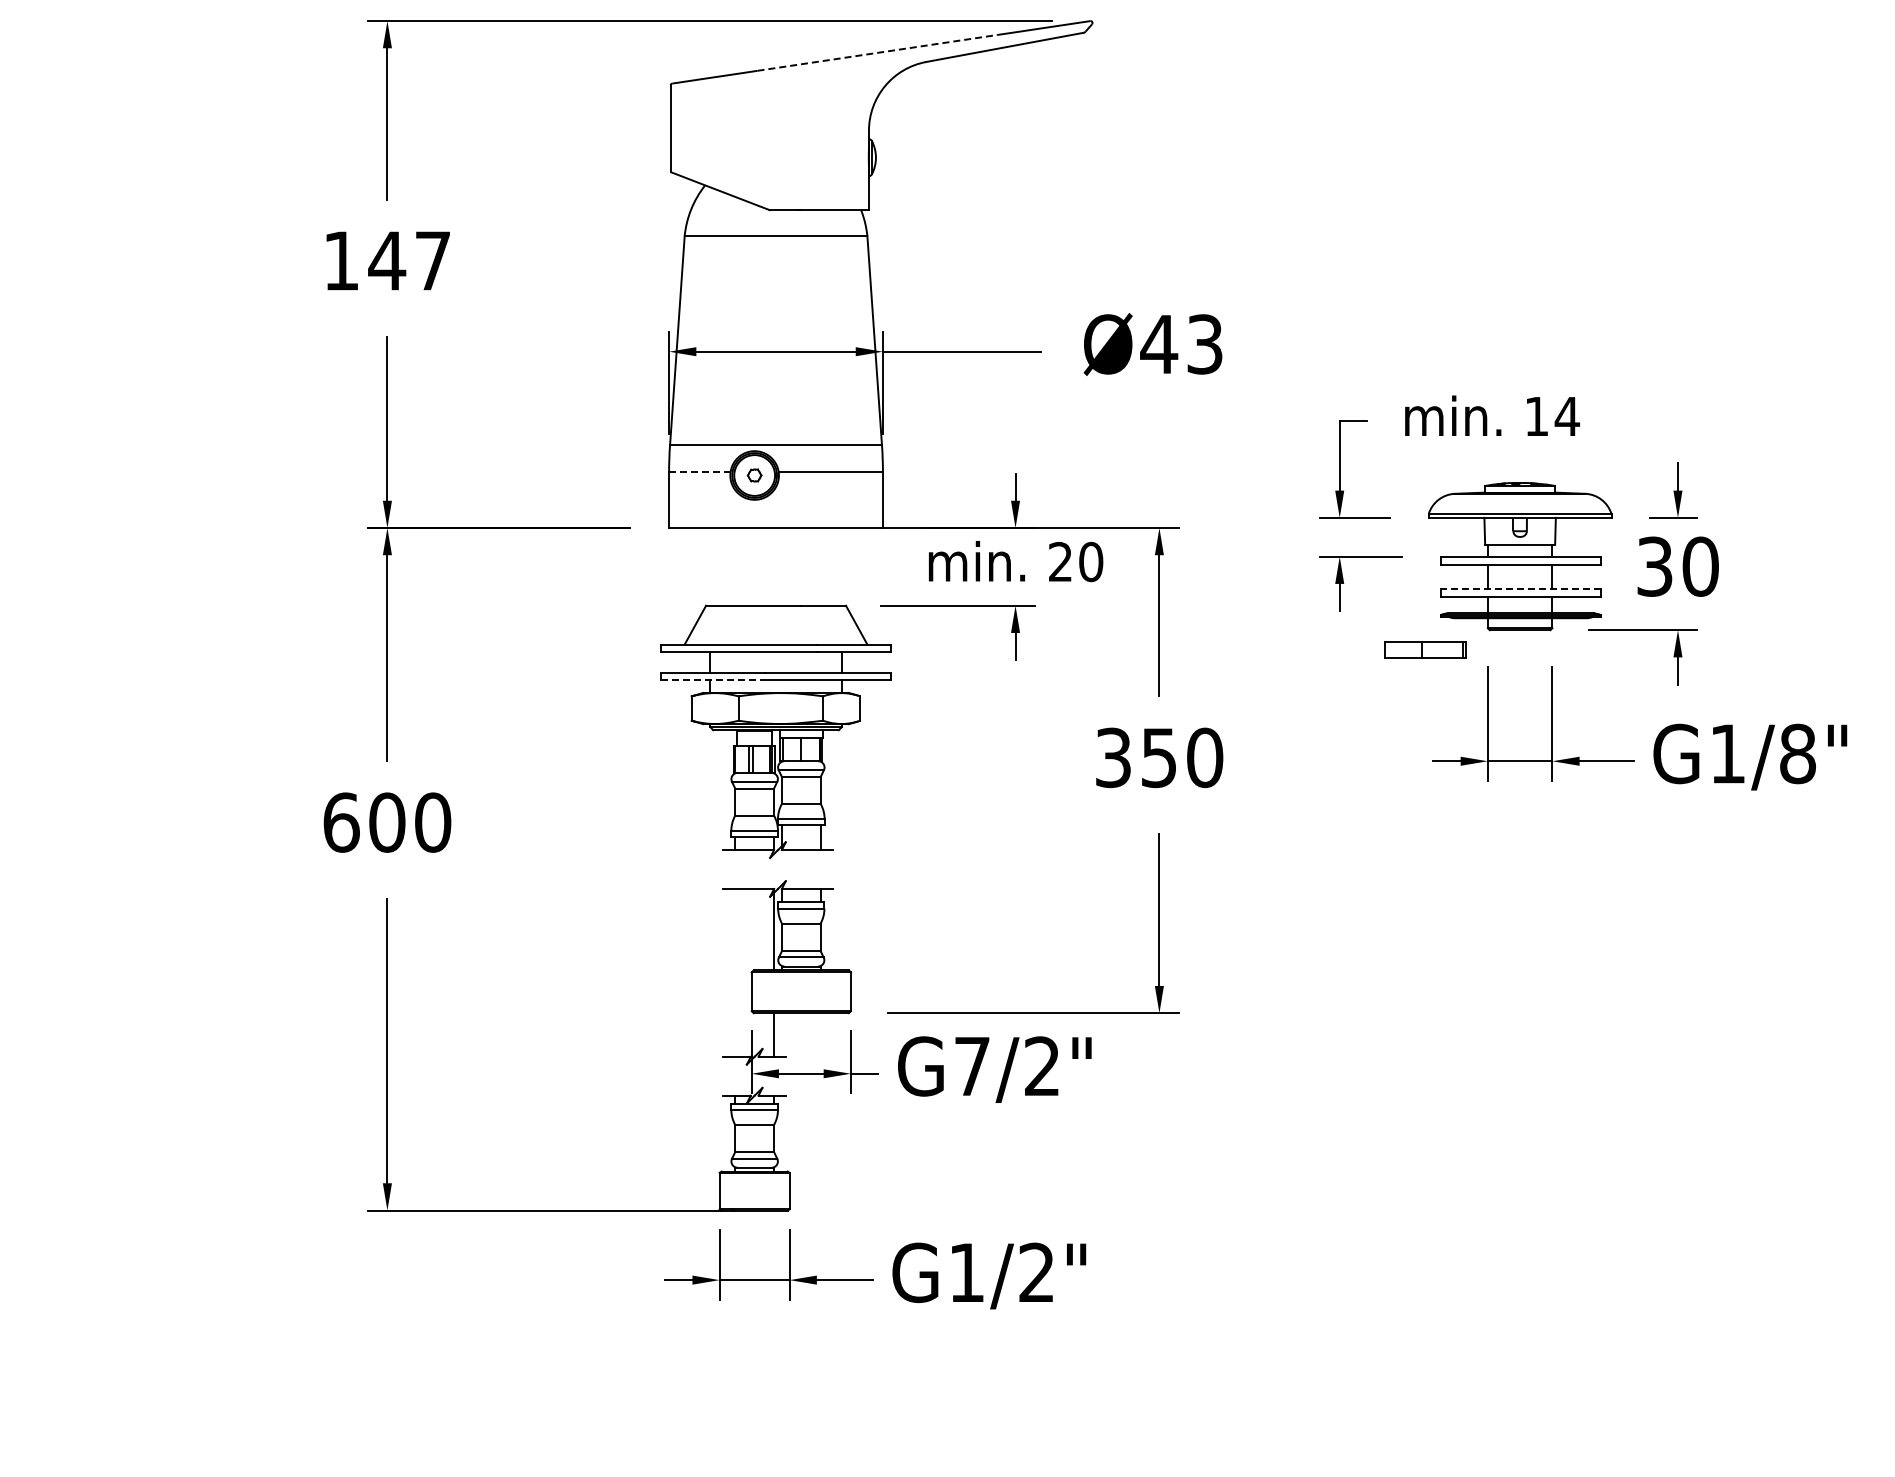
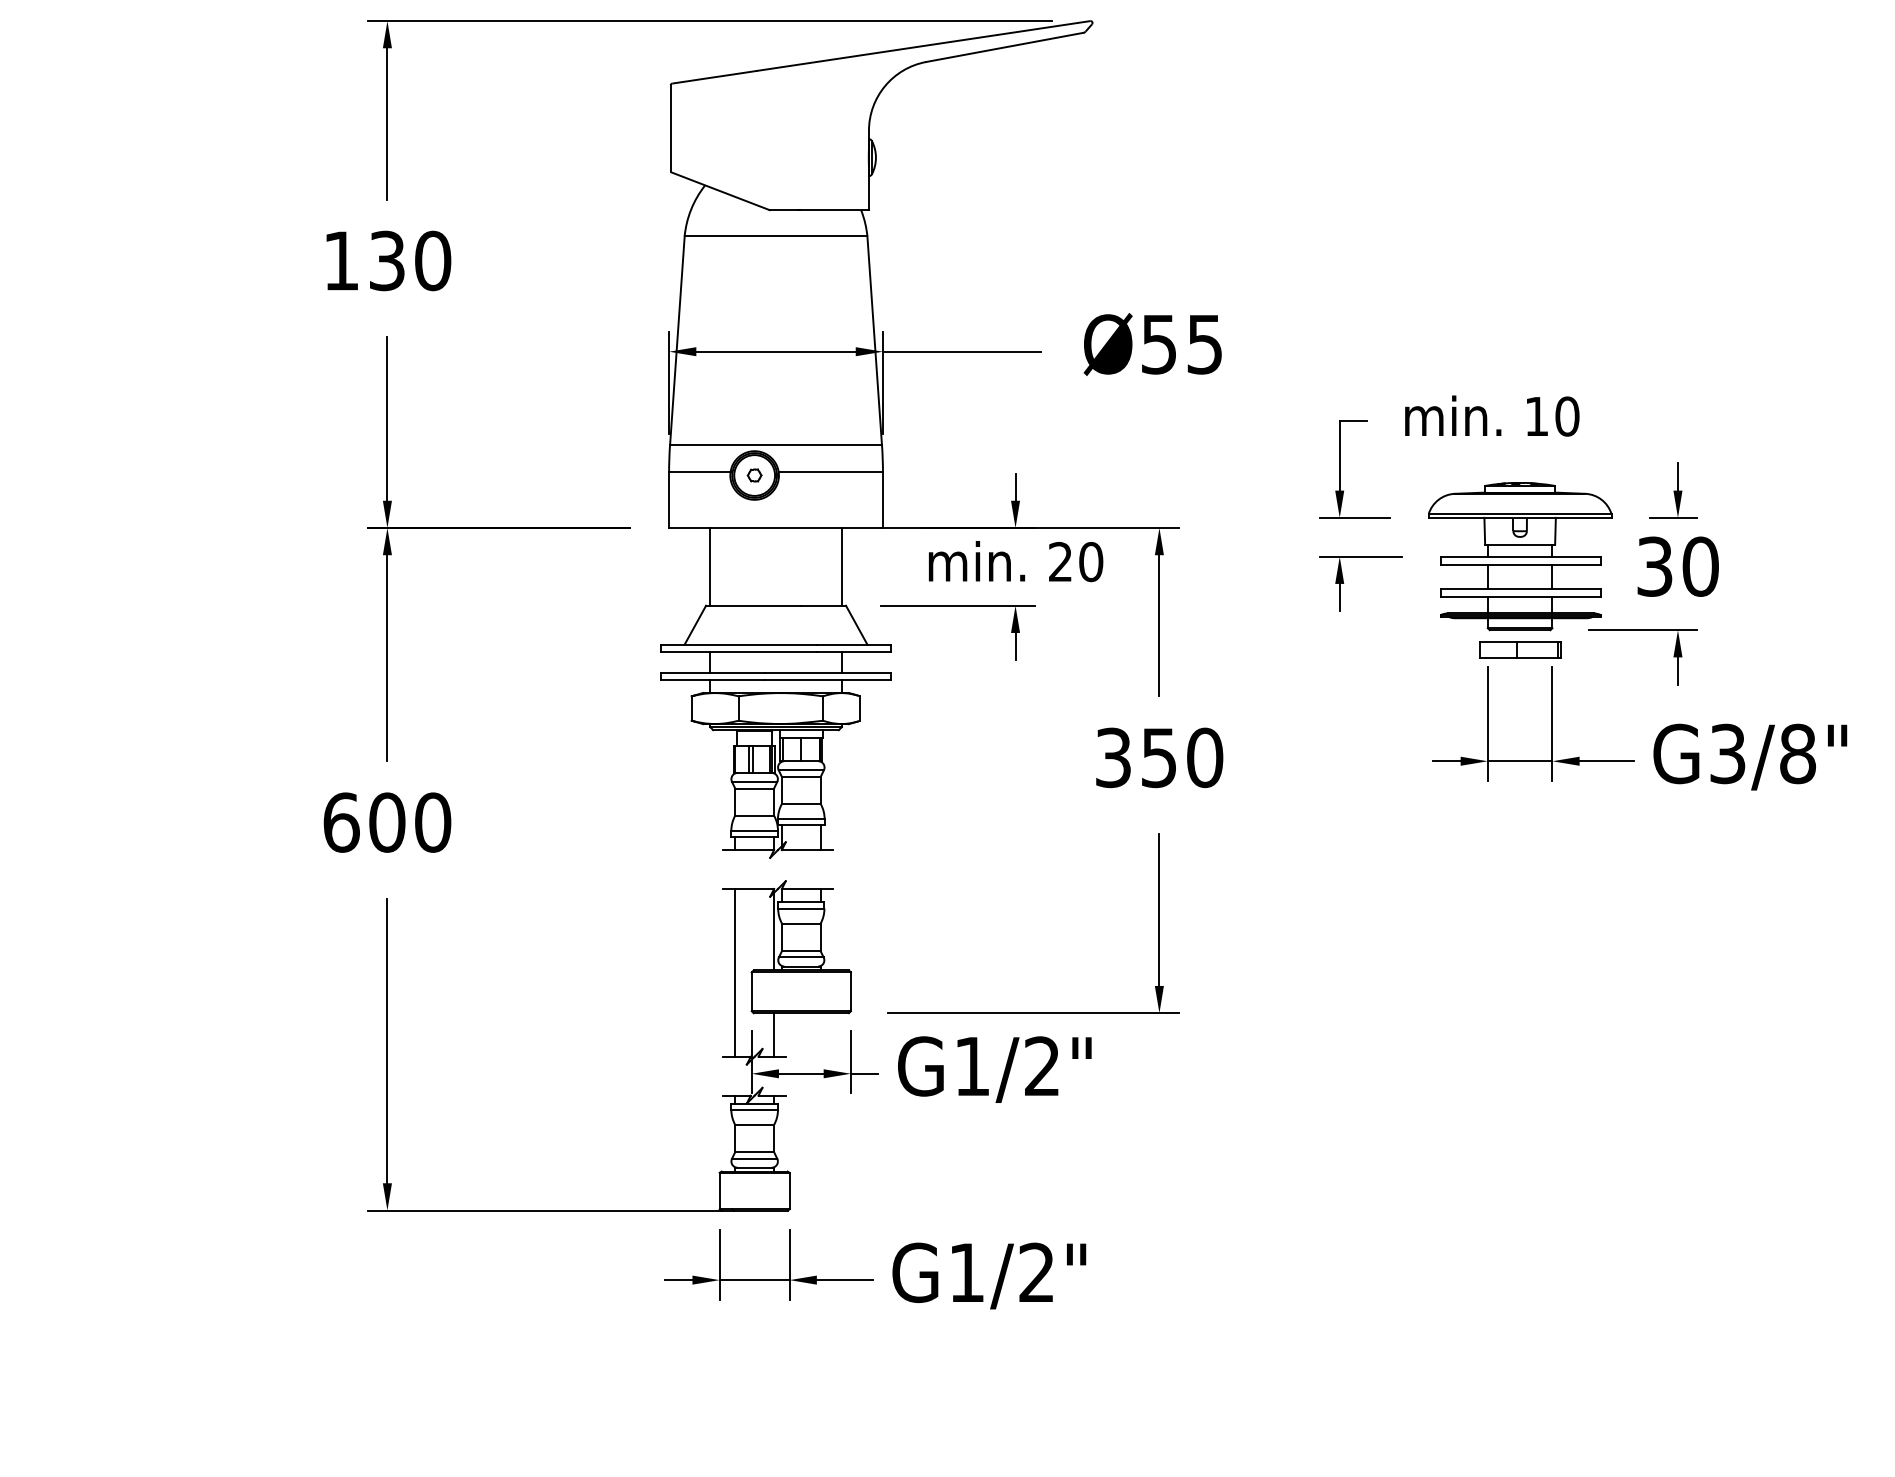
line: dashed -> solid (877, 52)
text: 147 -> 130 (409, 260)
text: Ø43 -> Ø55 (1181, 344)
text: 14 -> 10 (1567, 416)
line: dashed -> solid (699, 472)
line: none -> present (710, 566)
line: none -> present (841, 566)
line: dashed -> solid (1520, 589)
part position: (1425, 649) -> (1520, 649) (1520, 649)
line: dashed -> solid (713, 680)
text: G1/8" -> G3/8" (1727, 753)
line: none -> present (735, 972)
text: G7/2" -> G1/2" (972, 1066)
